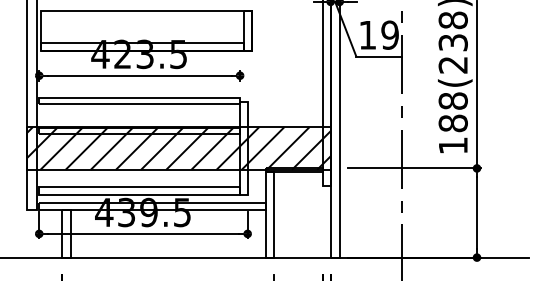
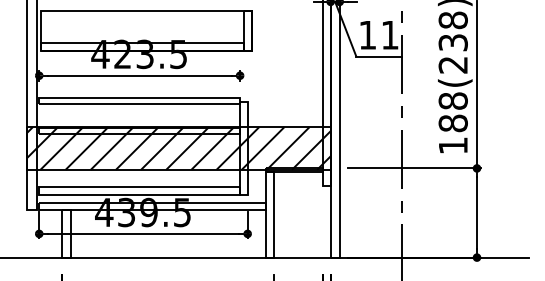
text: 19 -> 11 (389, 34)
